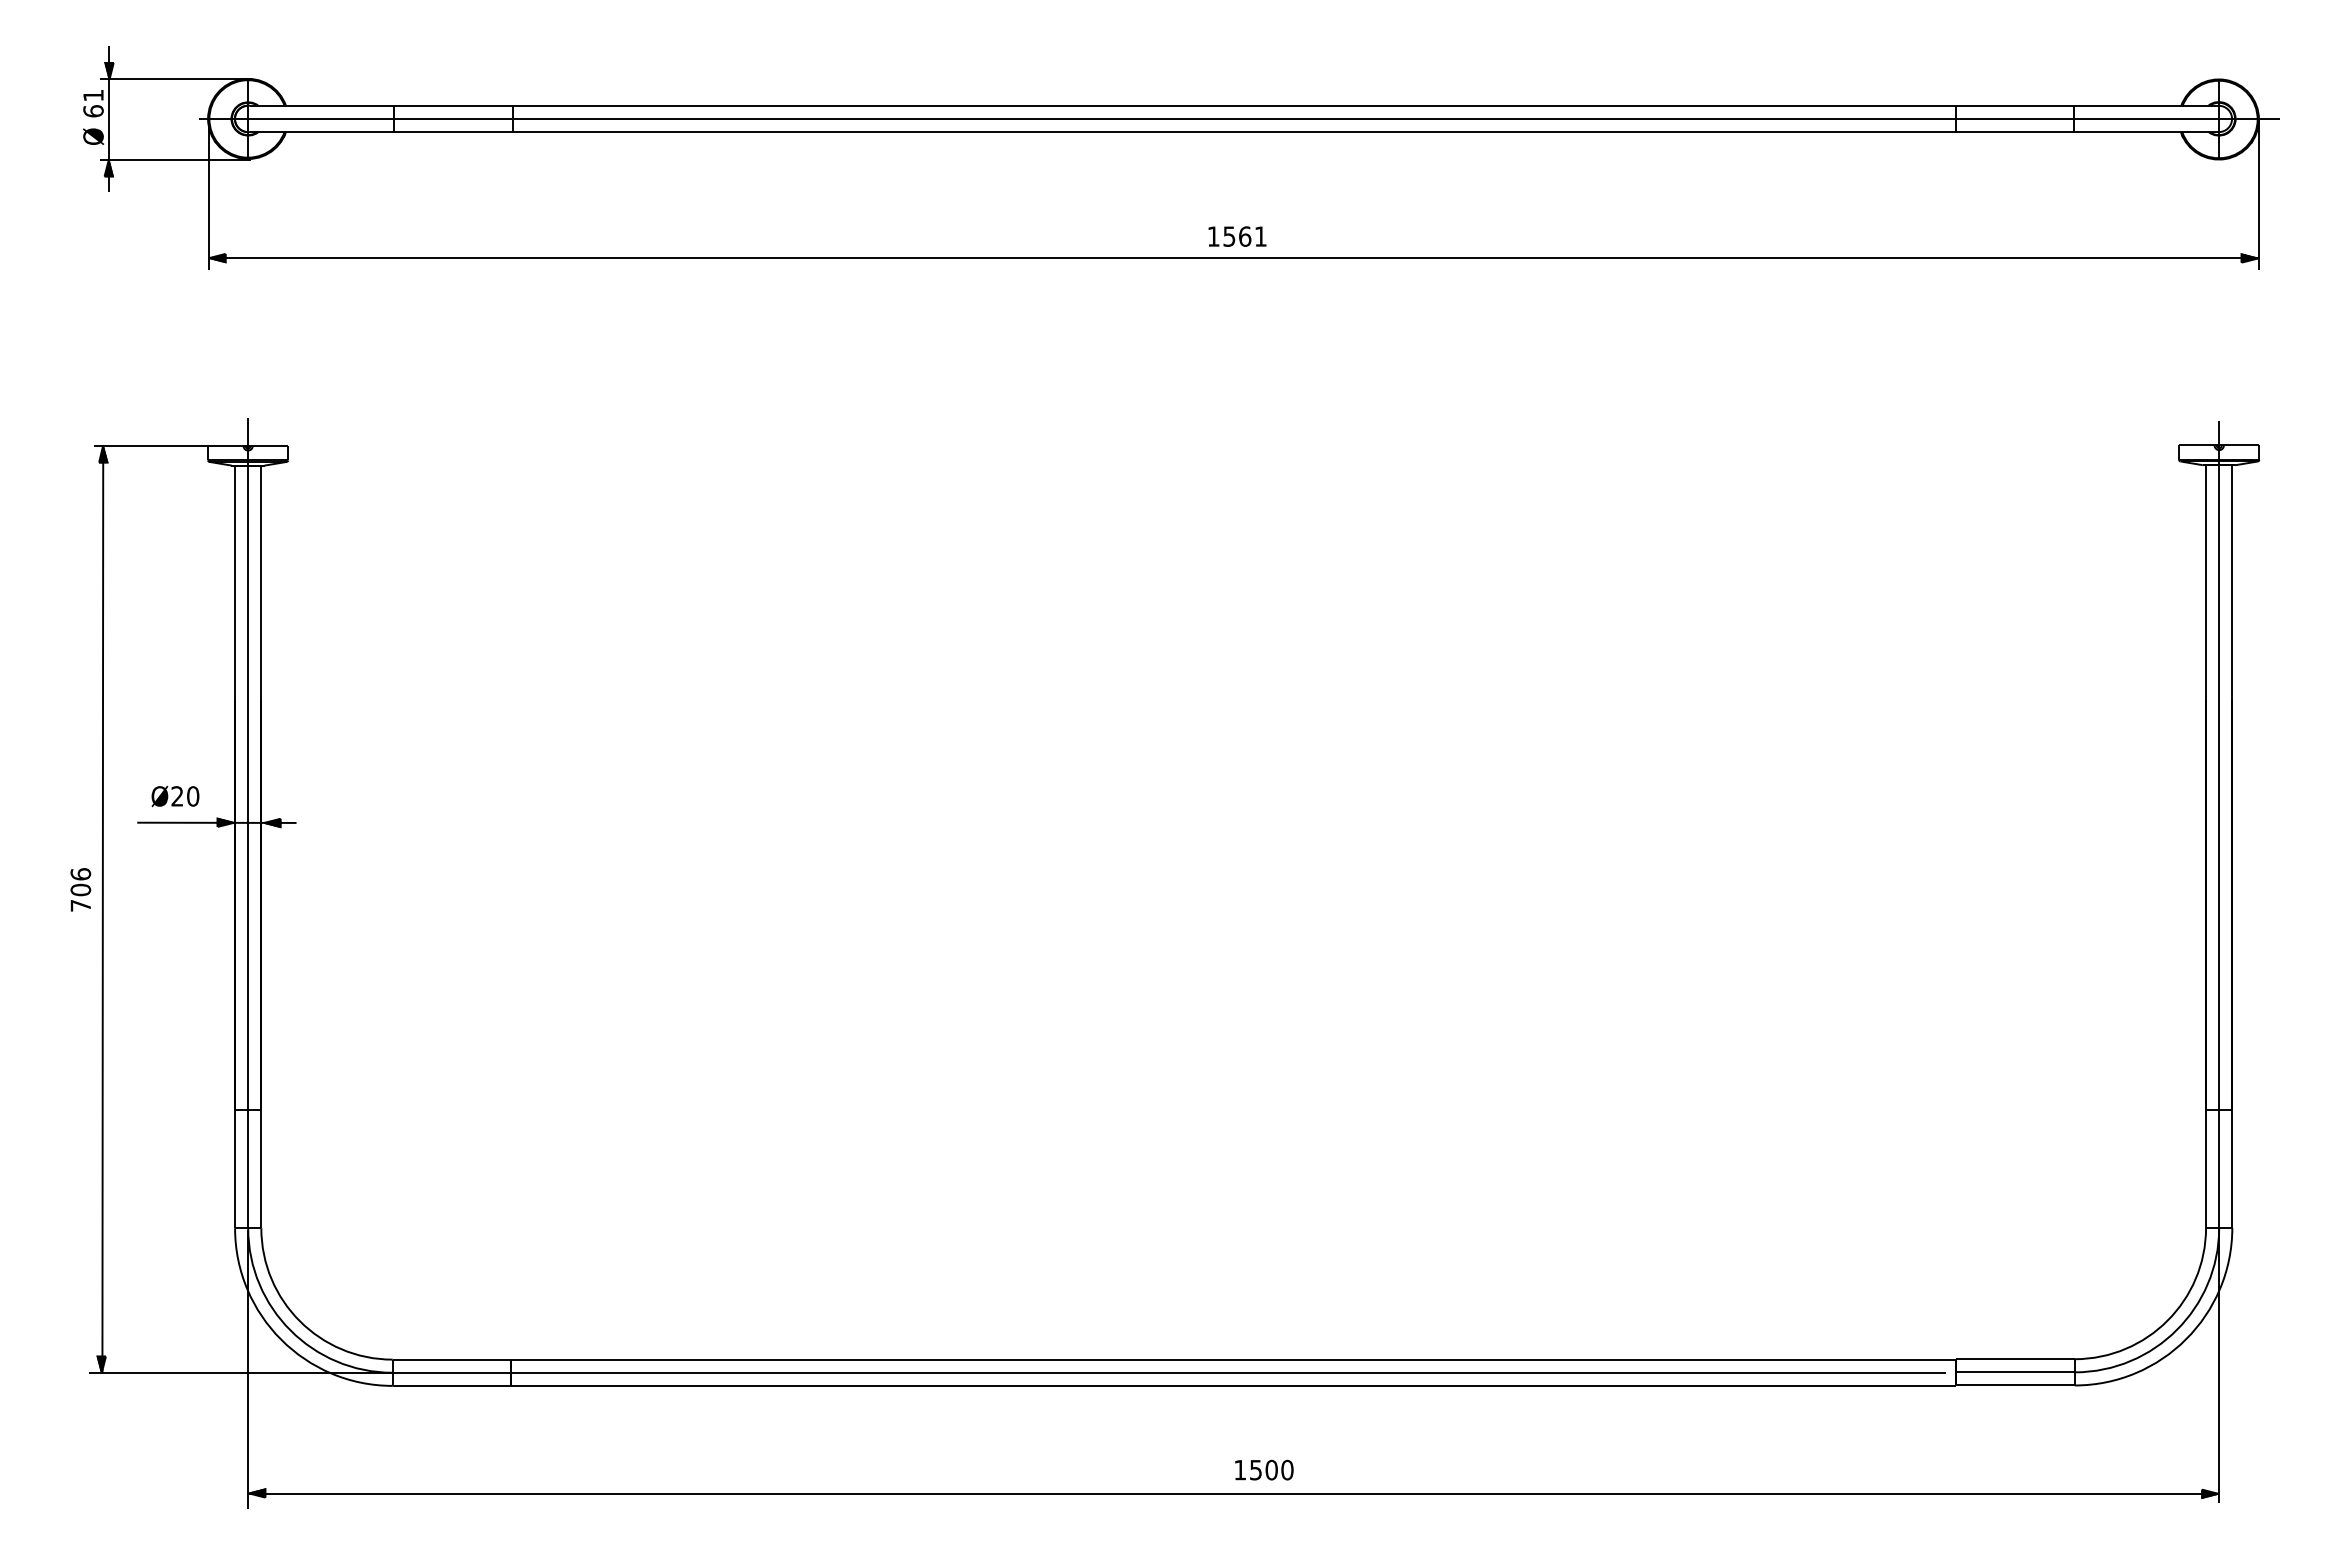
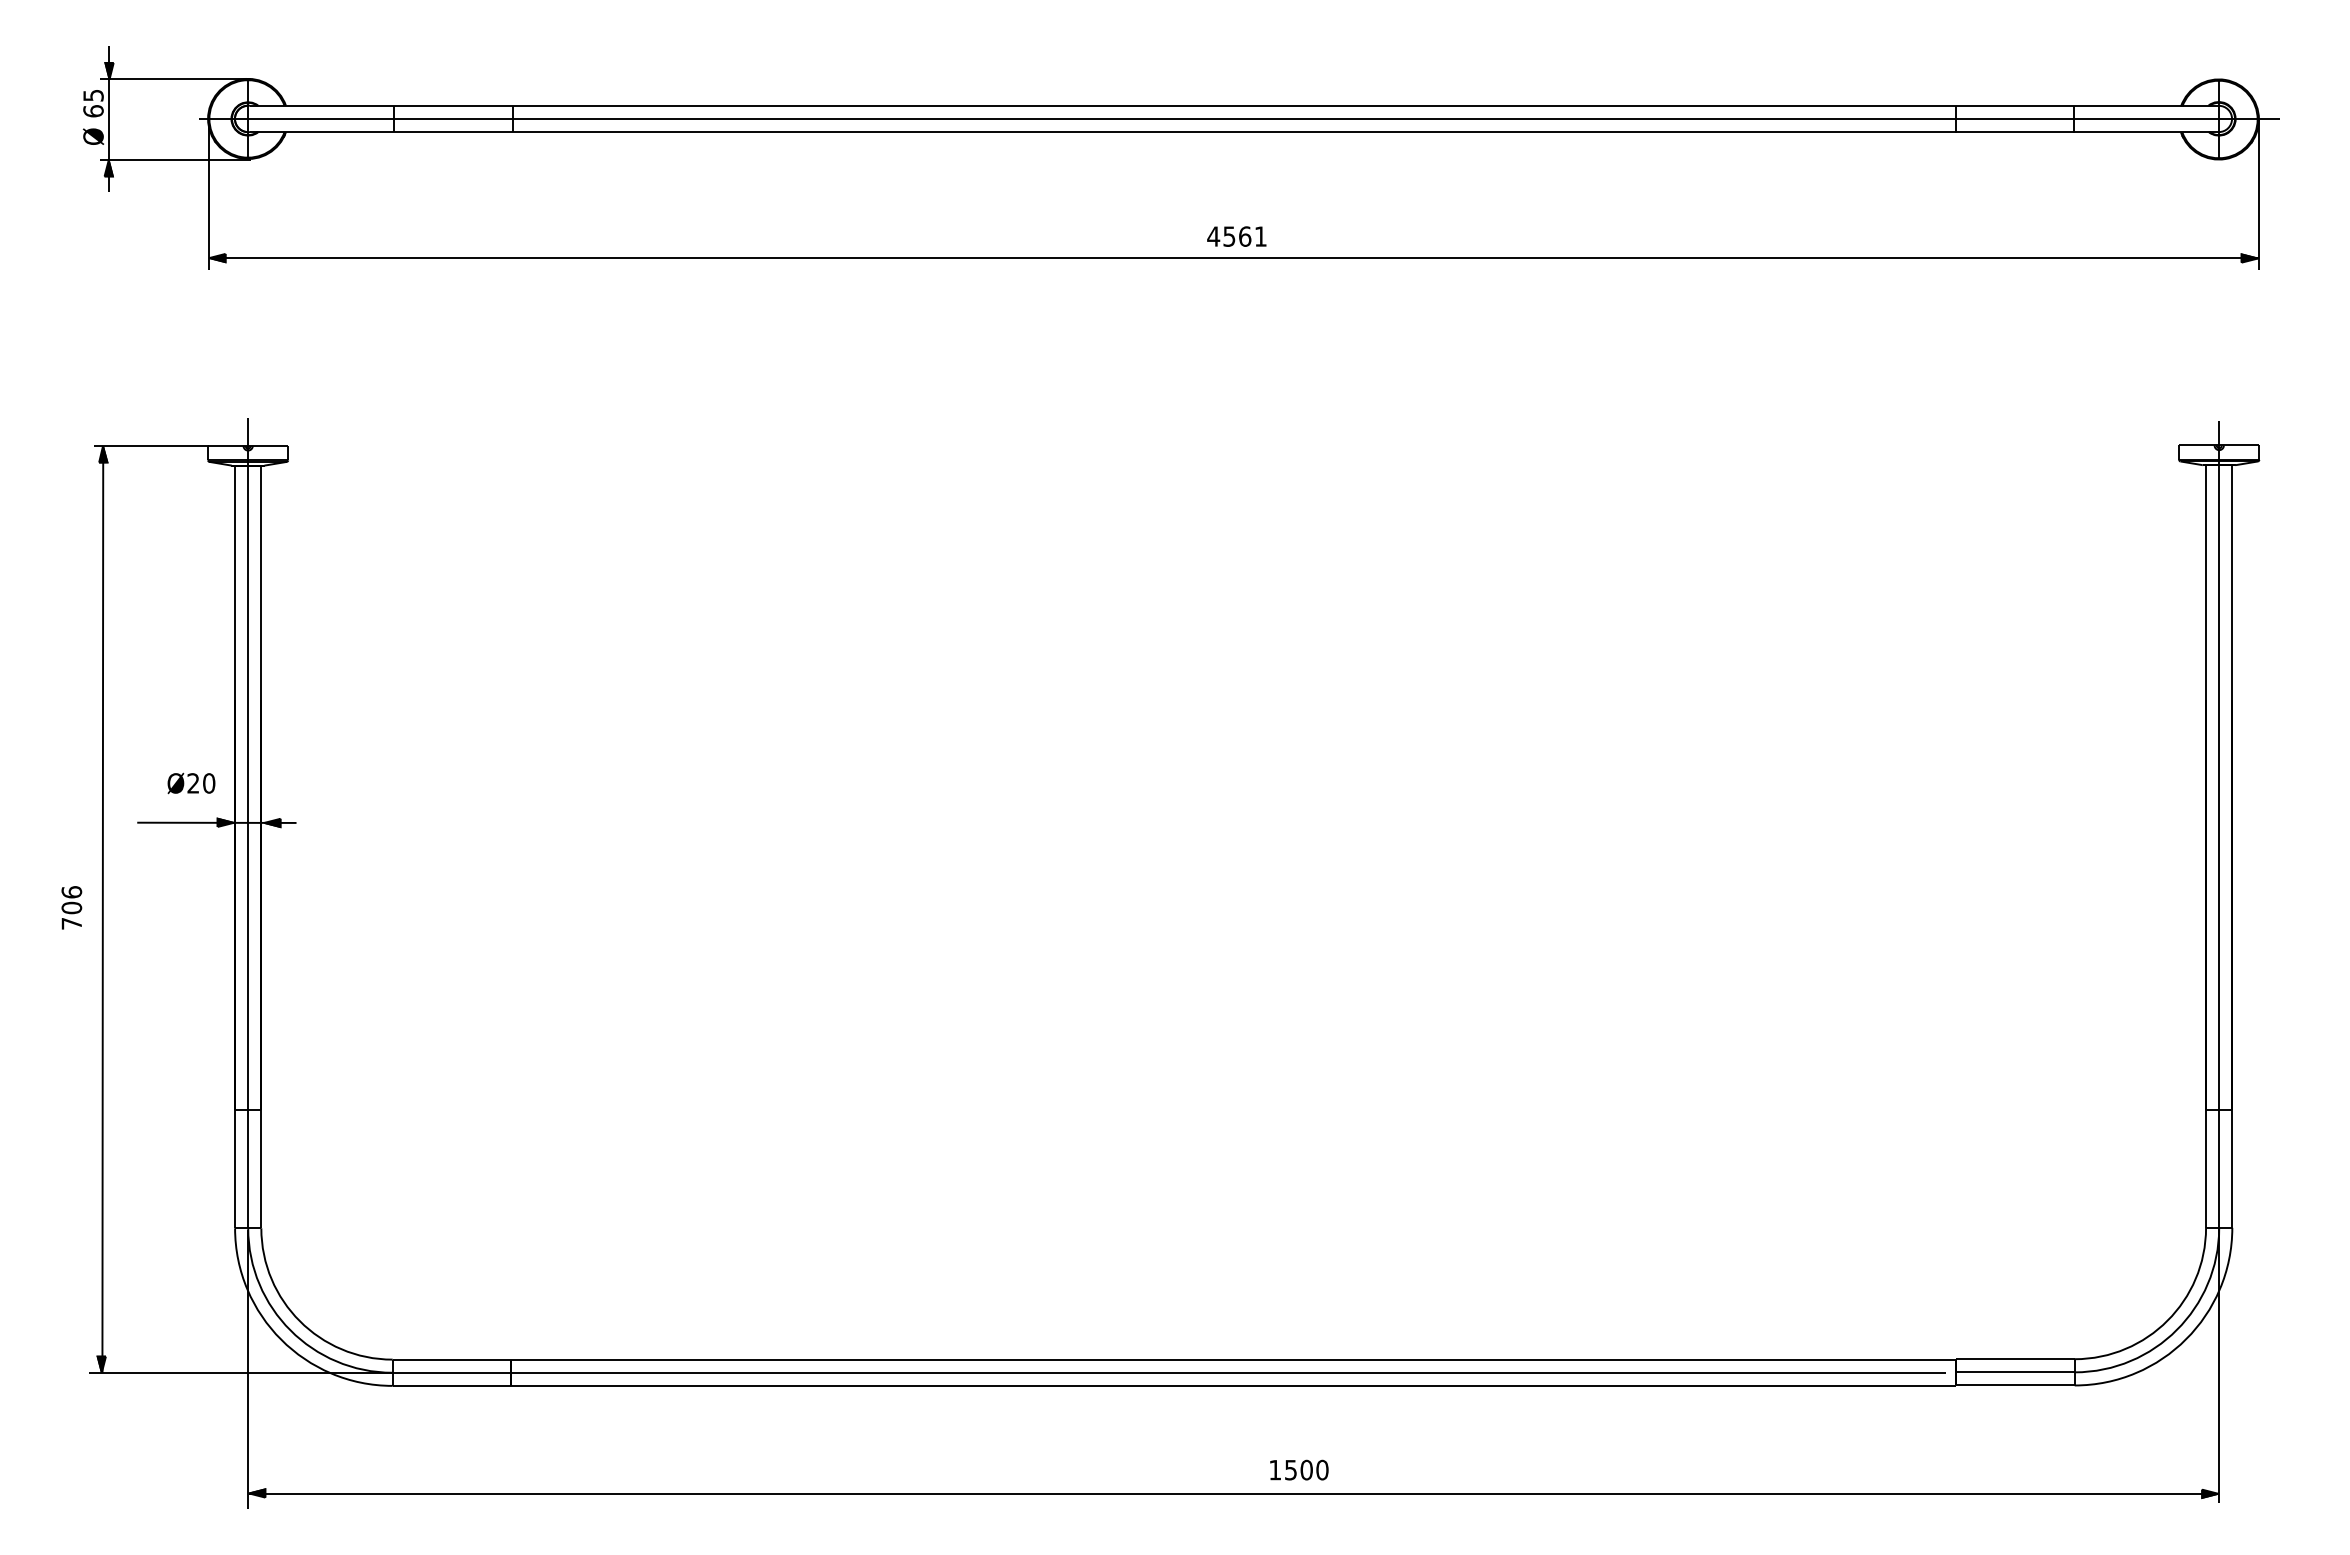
text: 61 -> 65 (93, 95)
text: 1561 -> 4561 (1213, 236)
text position: (175, 796) -> (191, 783) (191, 783)
text position: (80, 889) -> (71, 907) (71, 907)
text position: (1264, 1469) -> (1299, 1469) (1299, 1469)
